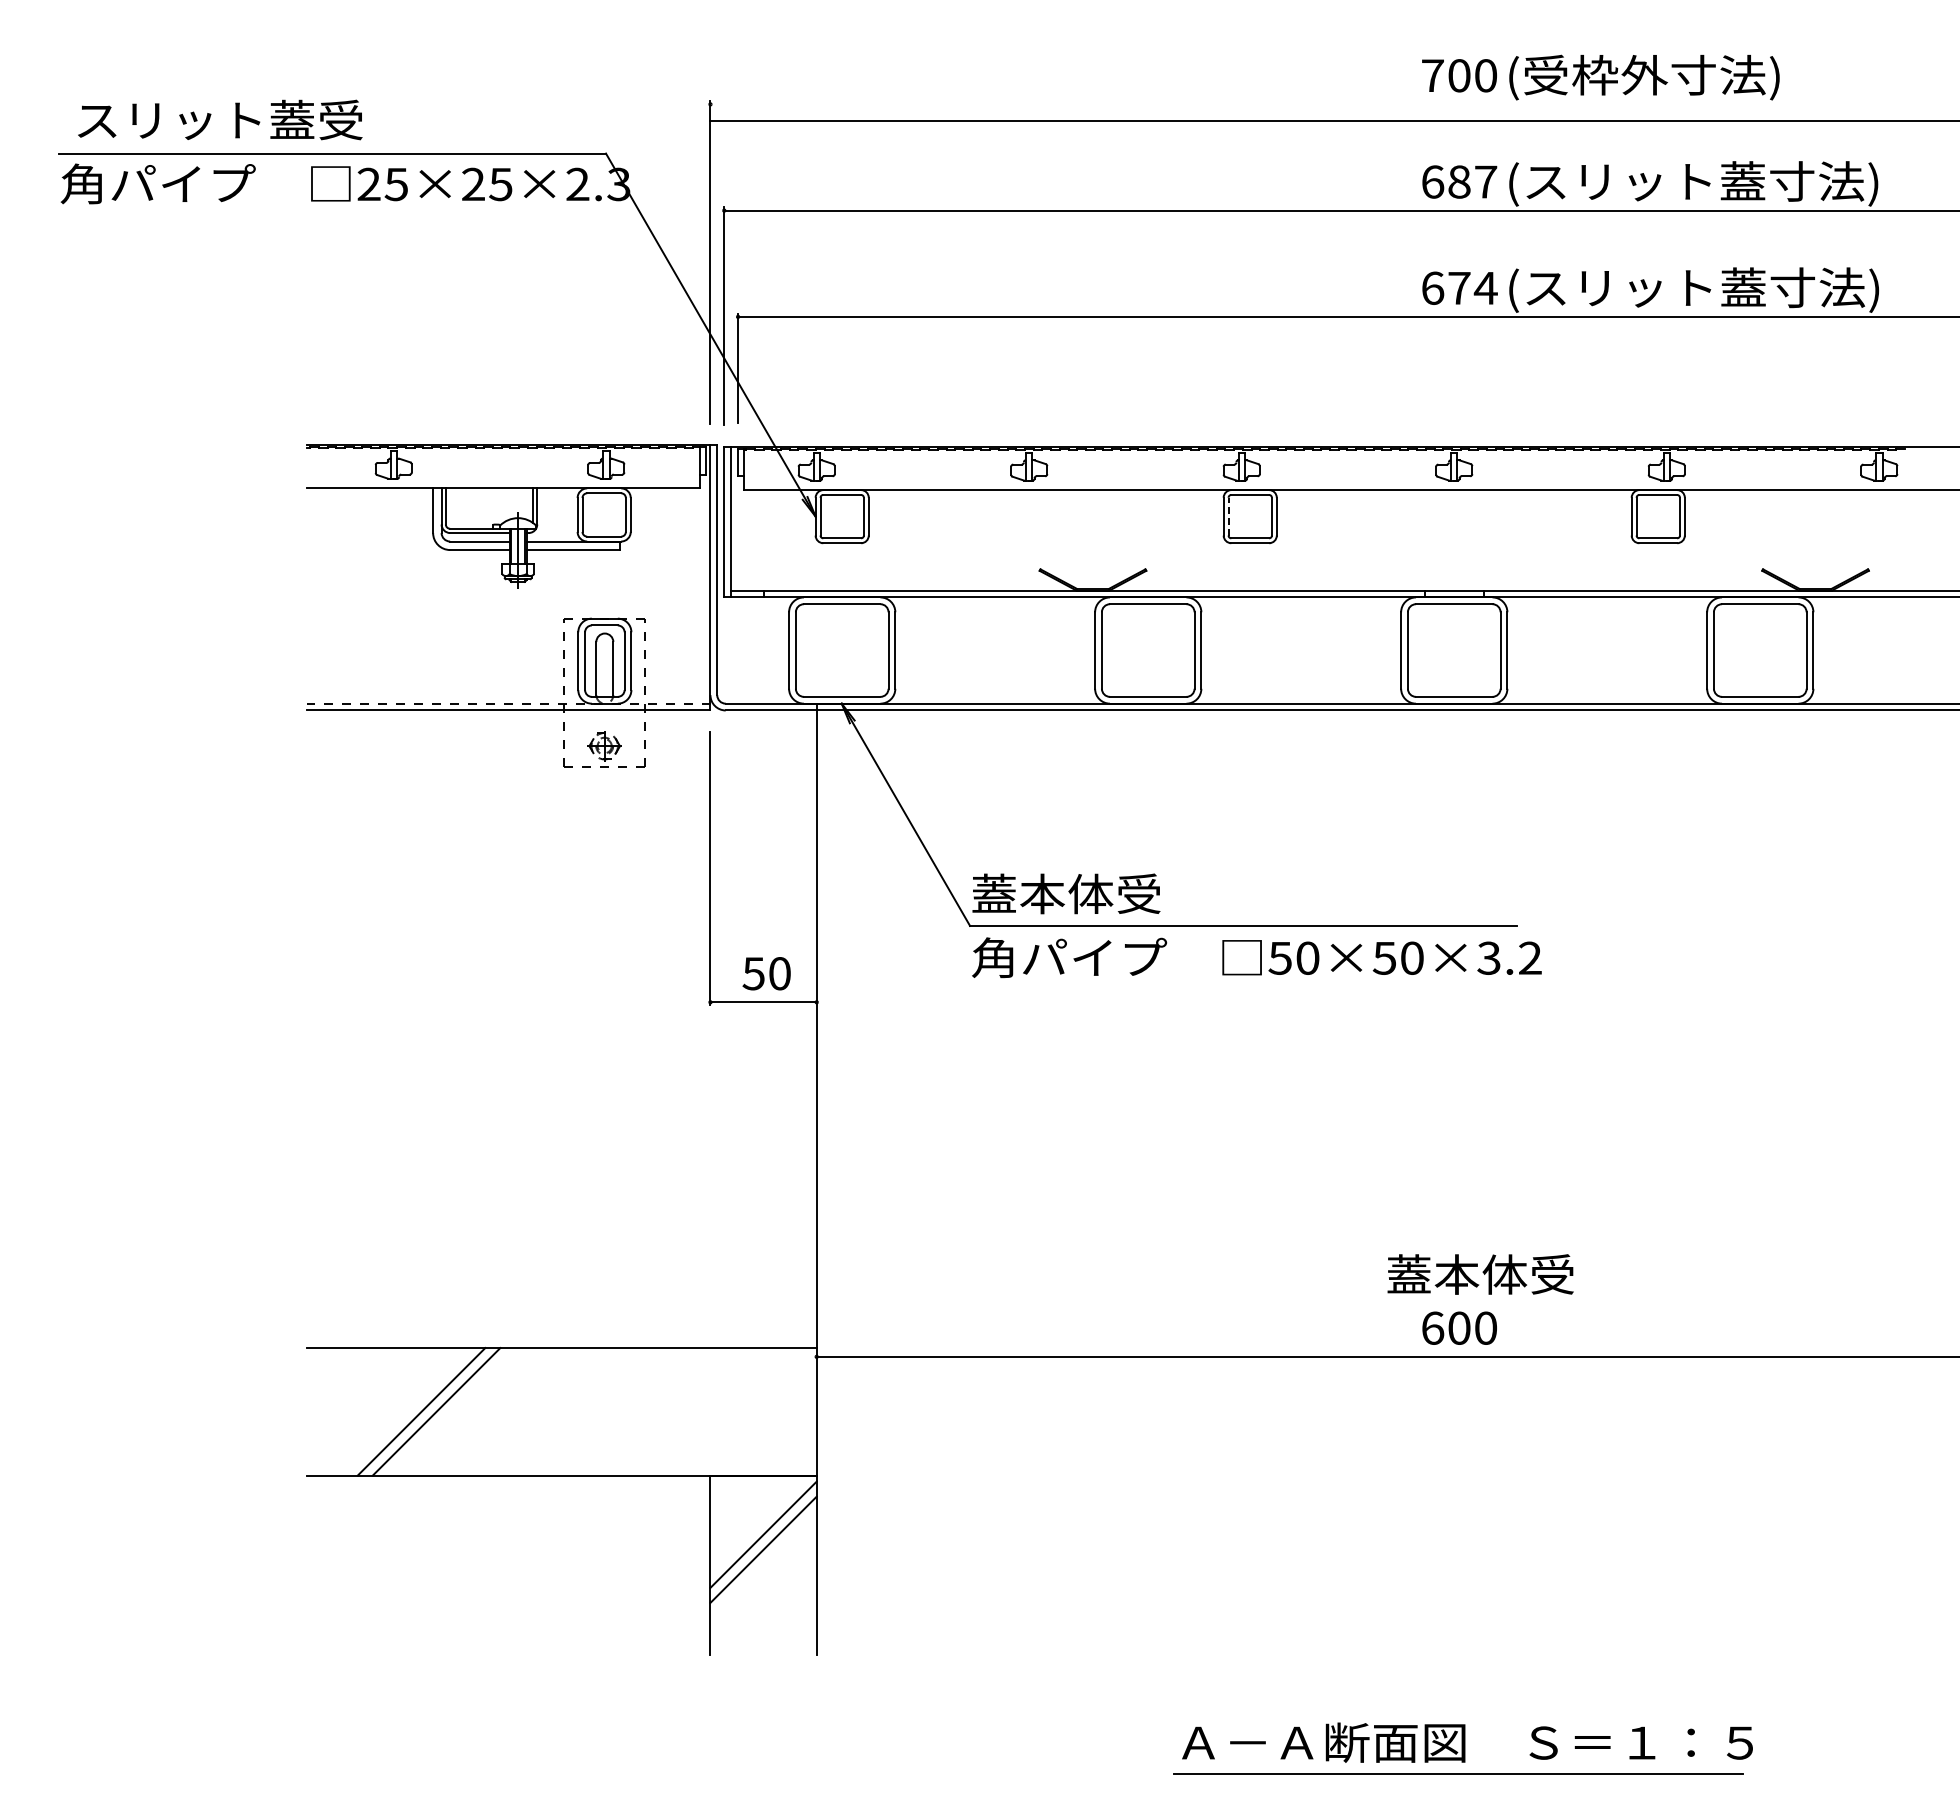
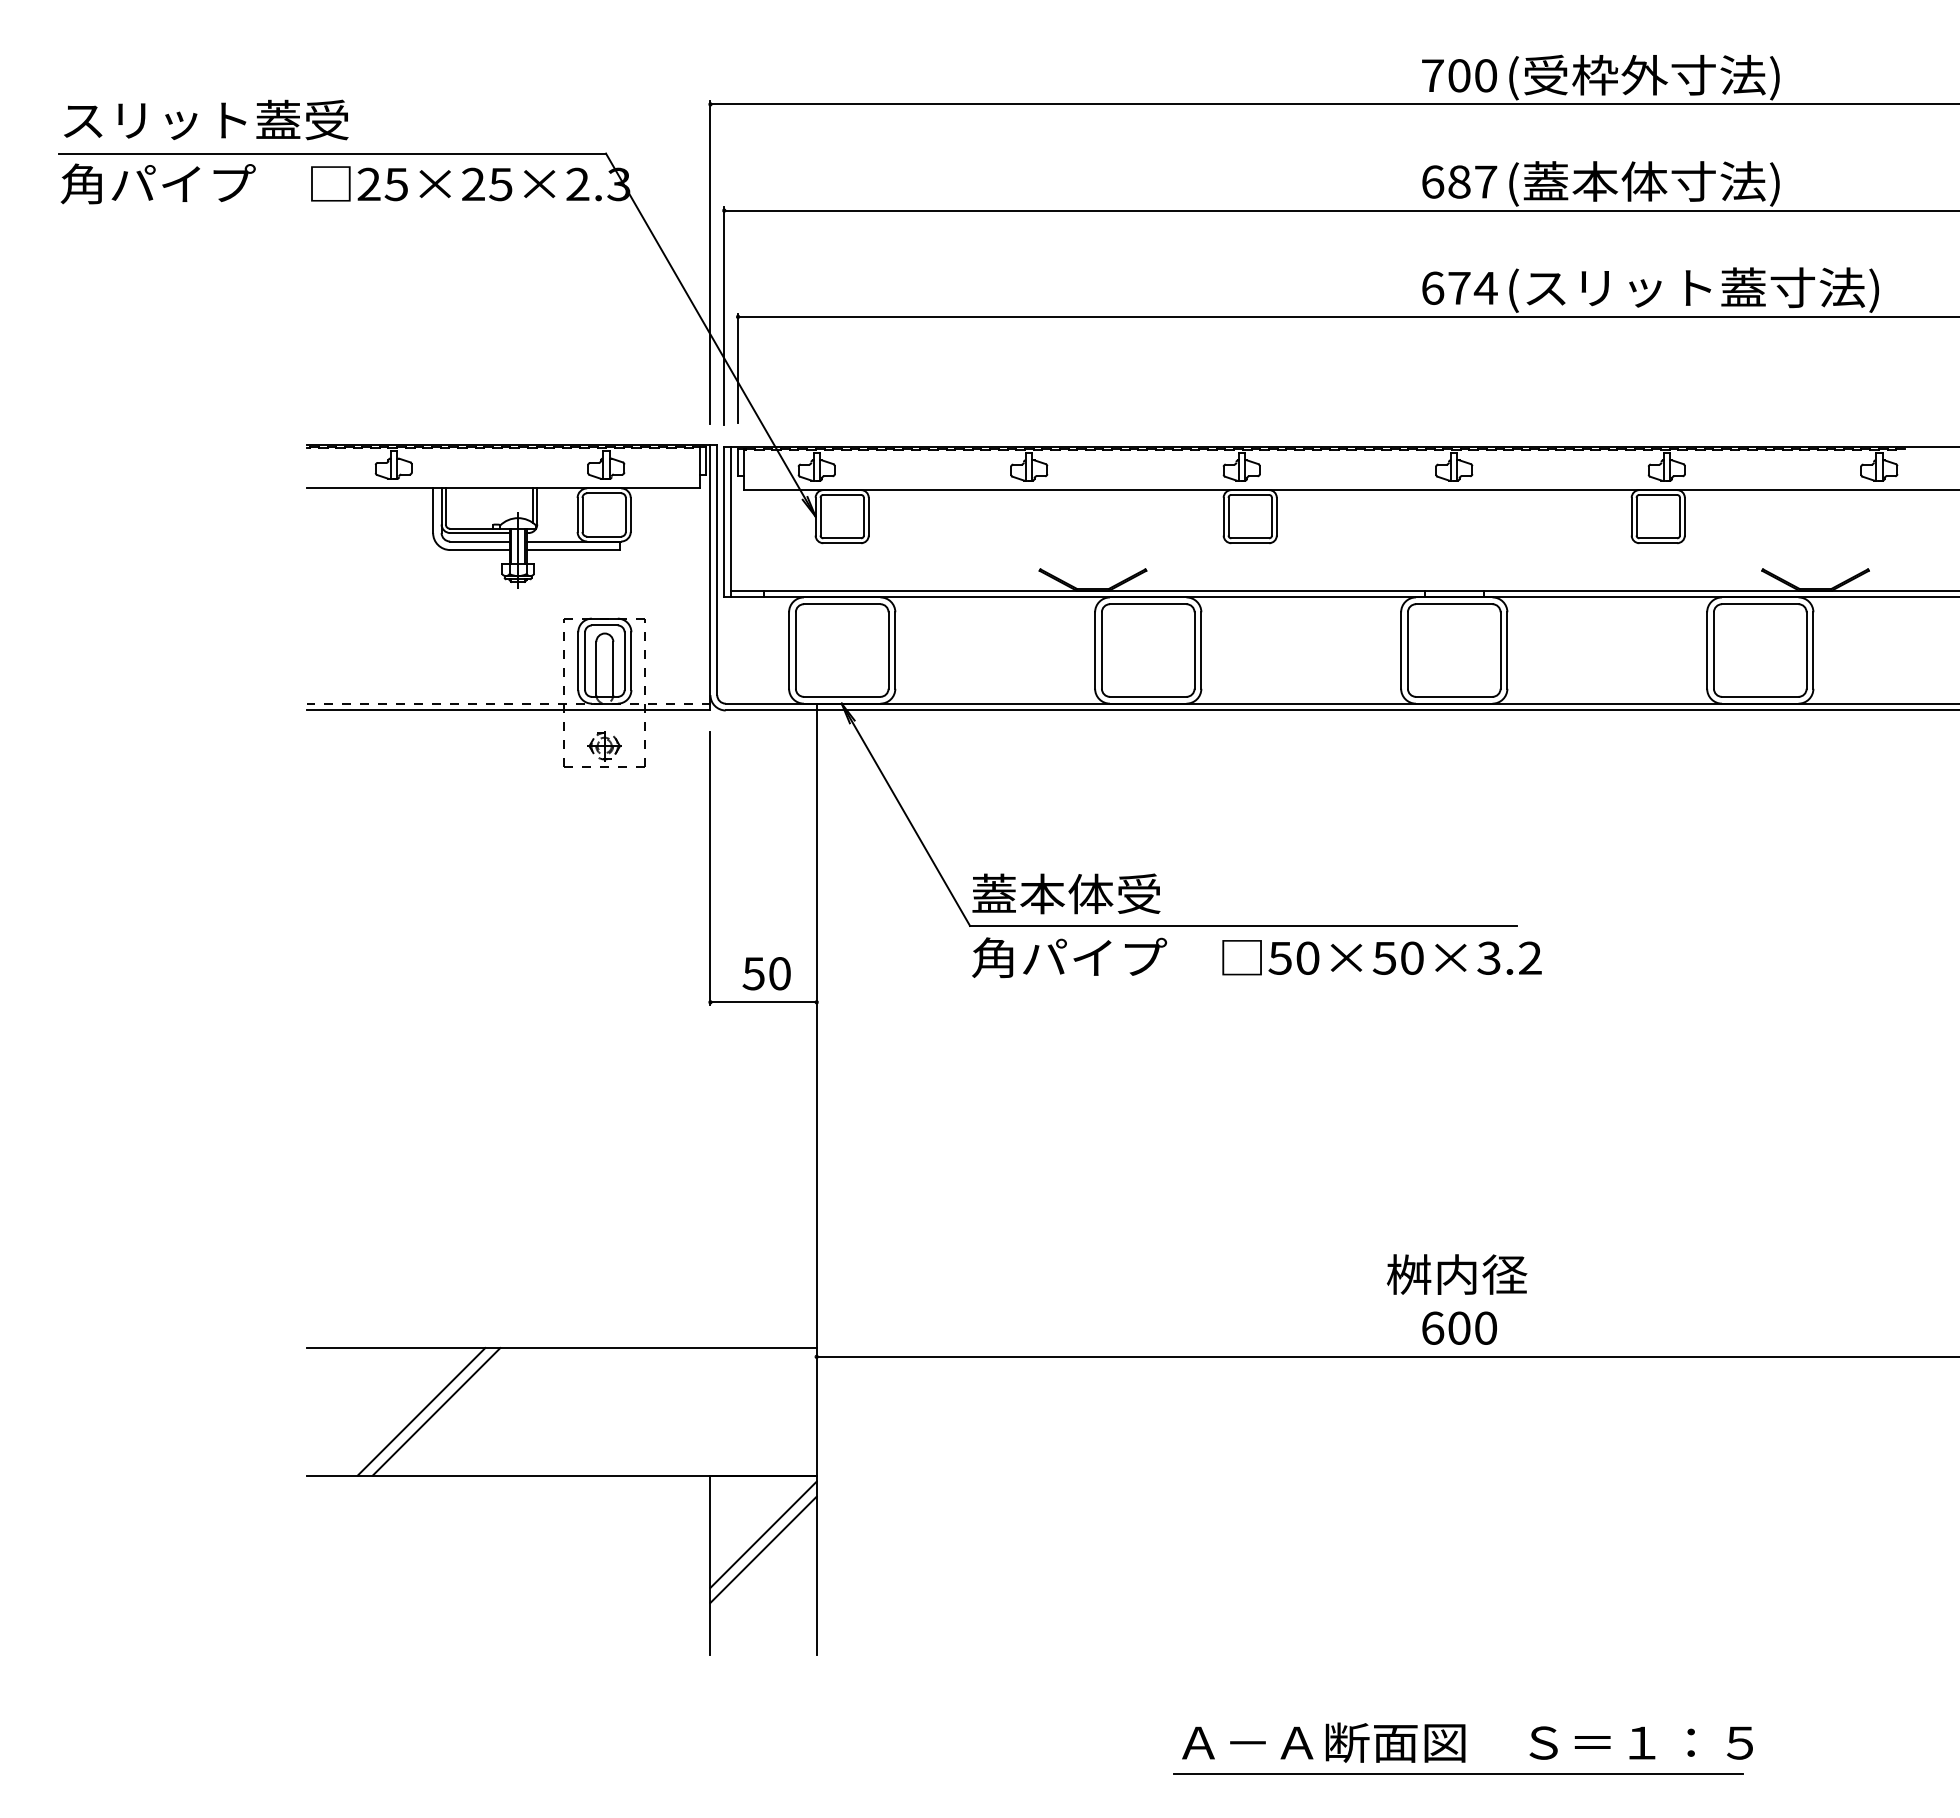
text position: (220, 119) -> (206, 119) (206, 119)
line position: (1333, 121) -> (1333, 104) (1333, 104)
text: (スリット蓋寸法) -> (蓋本体寸法) (1700, 183)
line: dashed -> solid (1228, 516)
text: 蓋本体受 -> 桝内径 (1479, 1274)
